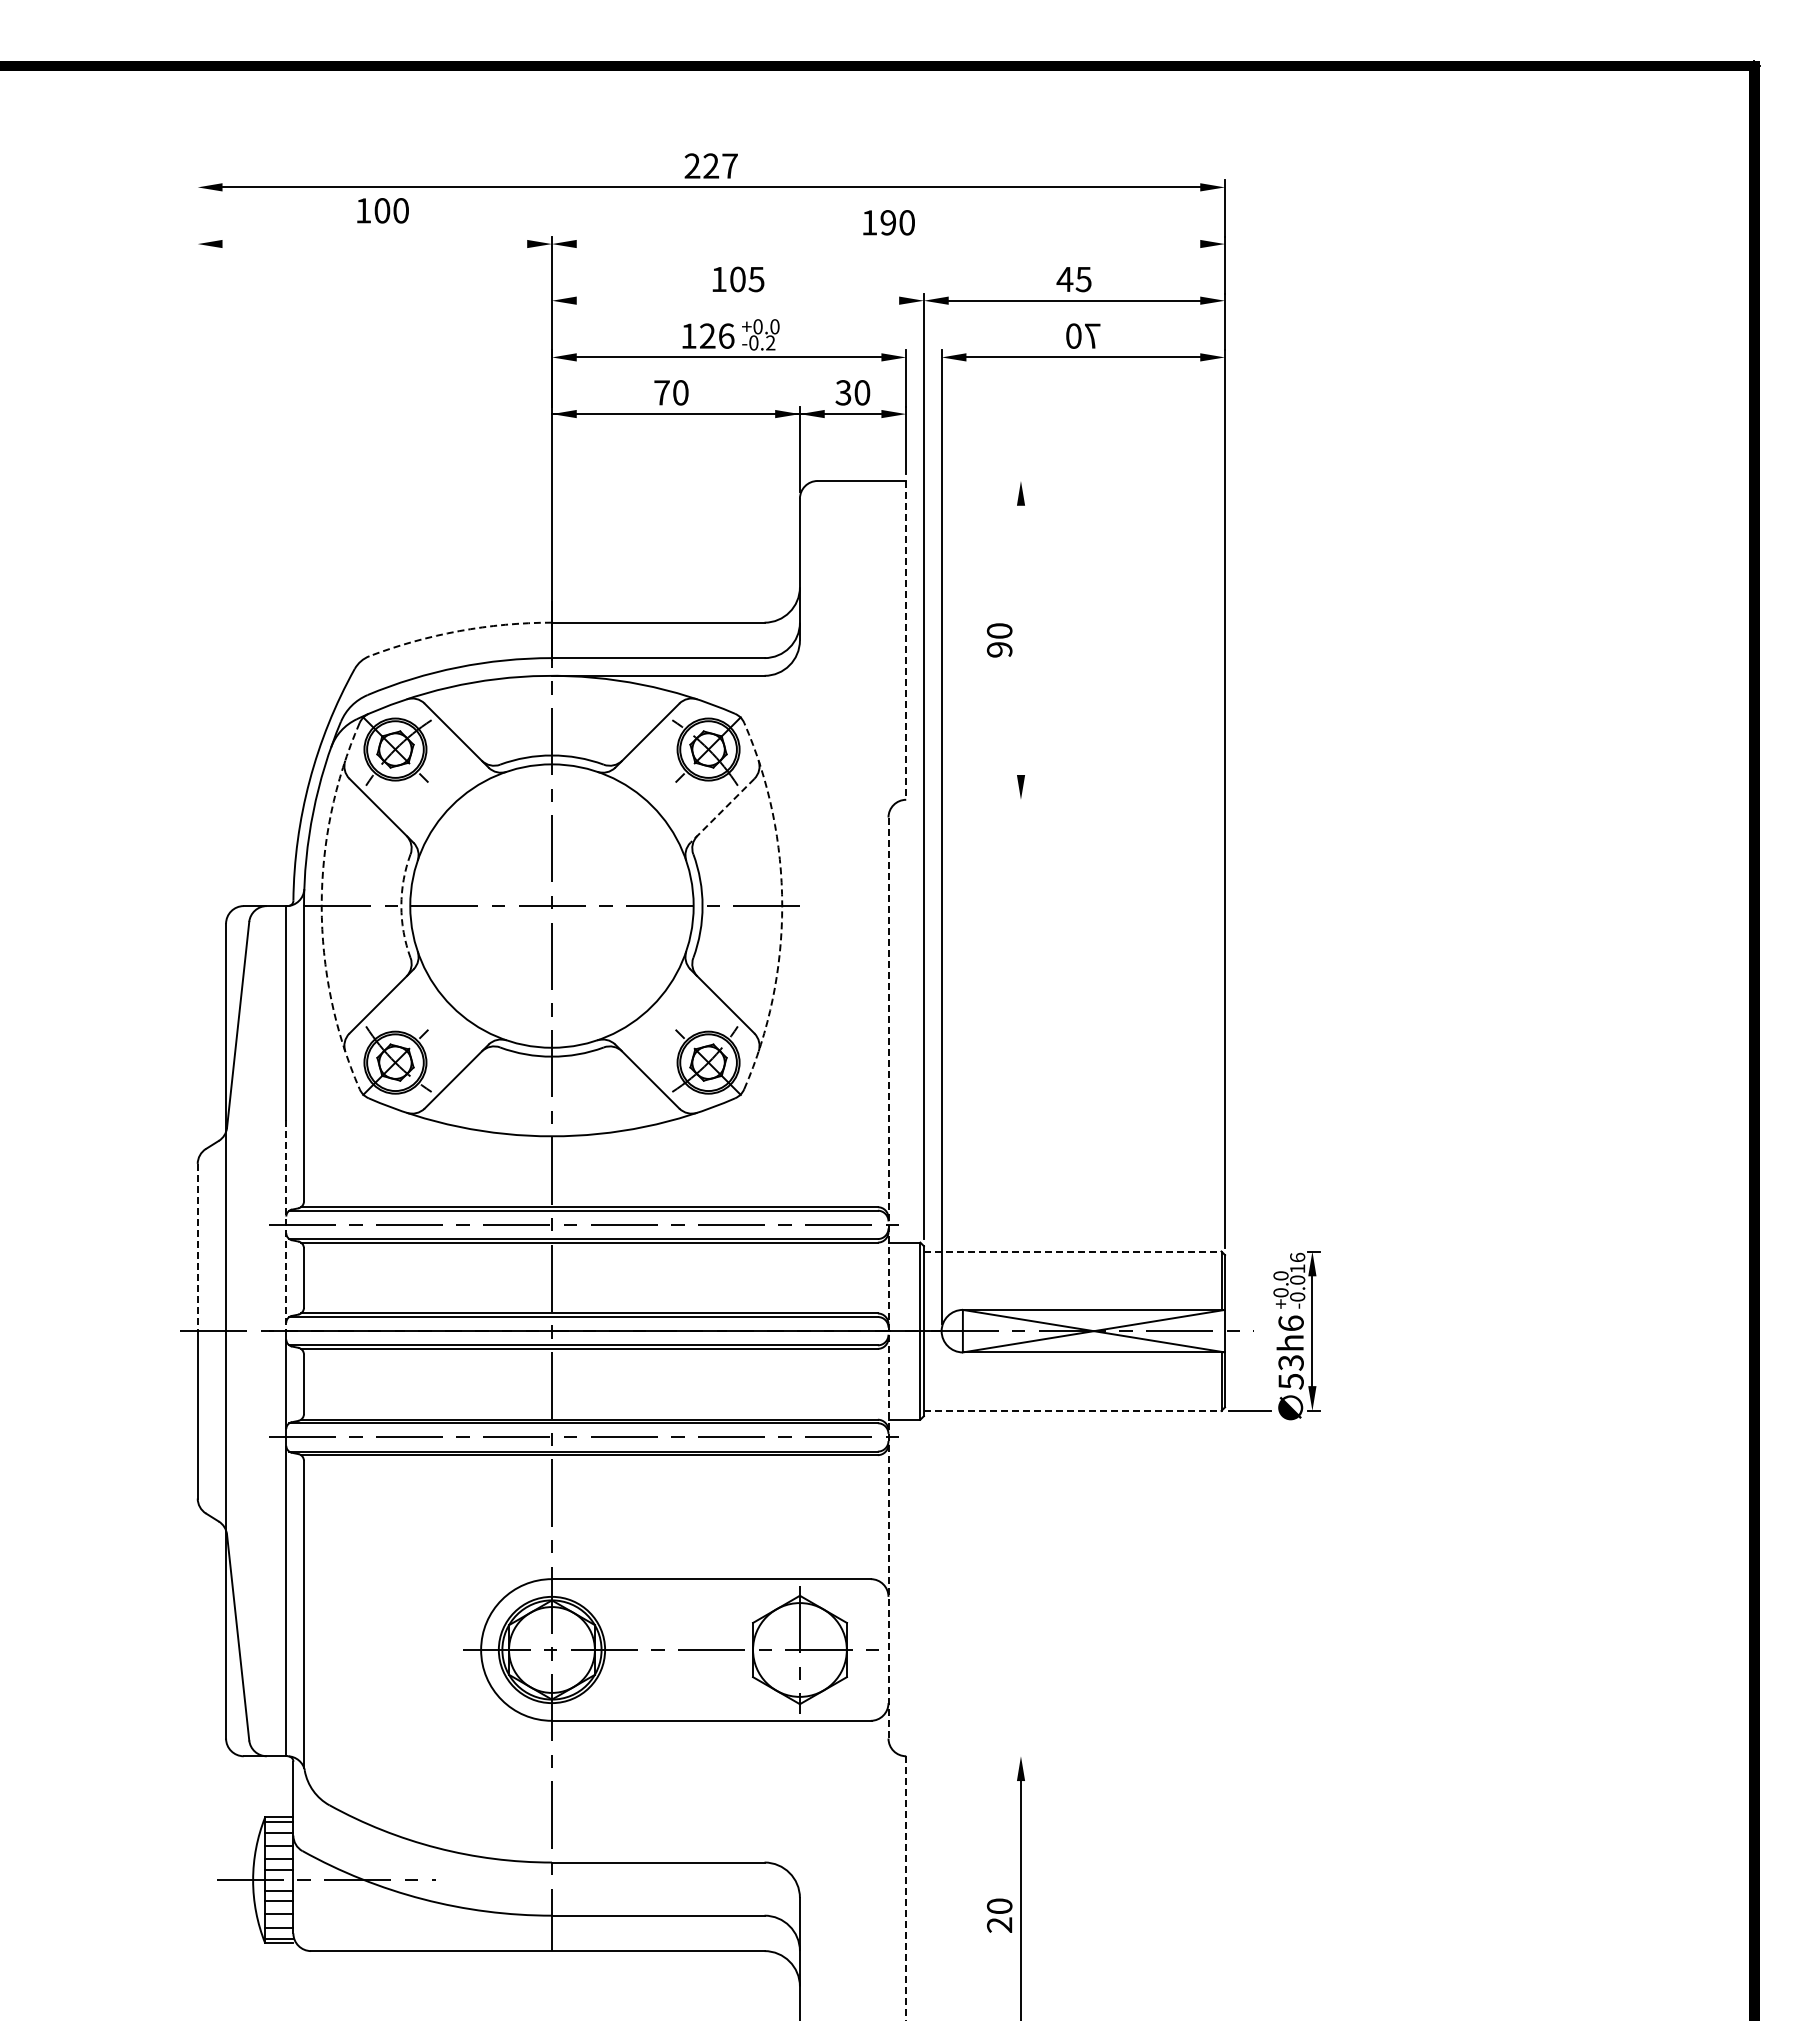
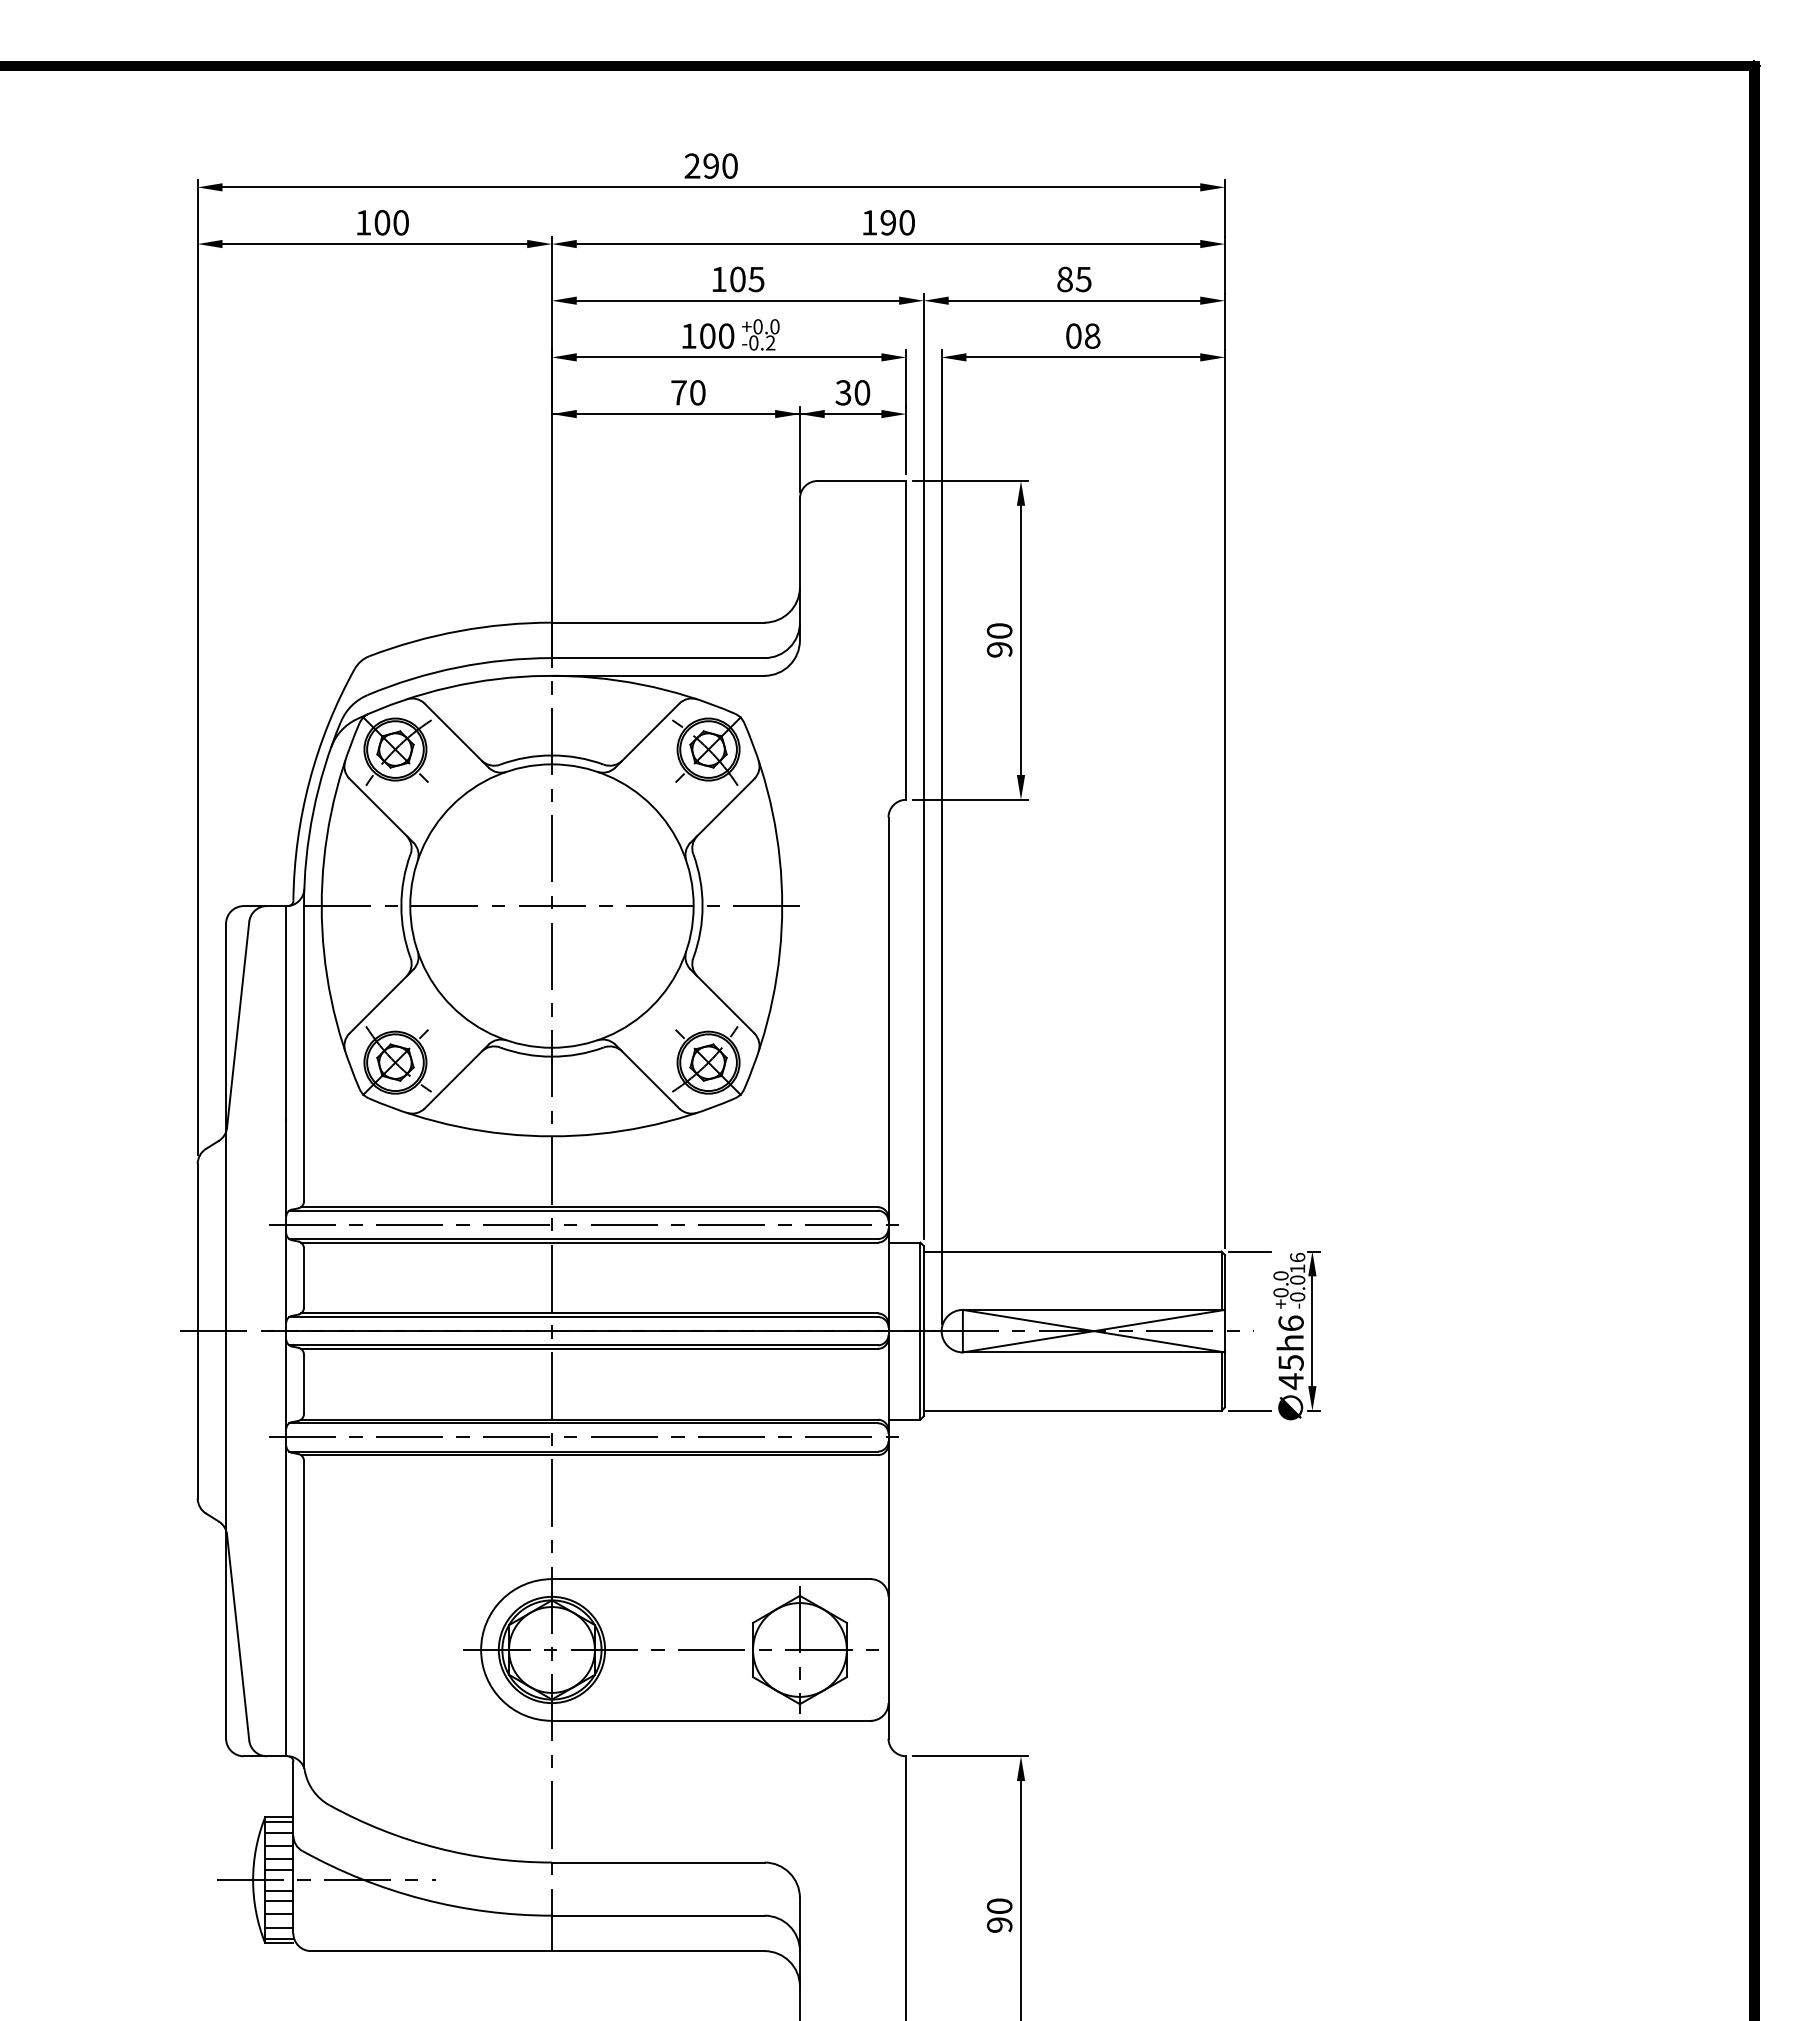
text: 227 -> 290 (720, 165)
text position: (382, 210) -> (382, 222) (382, 222)
line: none -> present (374, 244)
line: none -> present (888, 244)
text: 45 -> 85 (1064, 279)
line: none -> present (737, 300)
text: 126 -> 100 (717, 335)
text: 70 -> 80 (1092, 335)
text position: (671, 392) -> (688, 392) (688, 392)
line: none -> present (970, 480)
arc: dashed -> solid (459, 631)
line: dashed -> solid (906, 640)
line: none -> present (1020, 640)
line: none -> present (197, 667)
line: none -> present (970, 799)
line: dashed -> solid (722, 811)
arc: dashed -> solid (321, 906)
arc: dashed -> solid (401, 906)
arc: dashed -> solid (782, 906)
line: dashed -> solid (286, 1225)
line: dashed -> solid (197, 1247)
line: dashed -> solid (1072, 1251)
line: none -> present (1249, 1251)
line: dashed -> solid (888, 1278)
text: 53h6 -> 45h6 (1290, 1372)
line: dashed -> solid (1072, 1410)
line: none -> present (970, 1756)
line: dashed -> solid (906, 1888)
text: 20 -> 90 (999, 1924)
